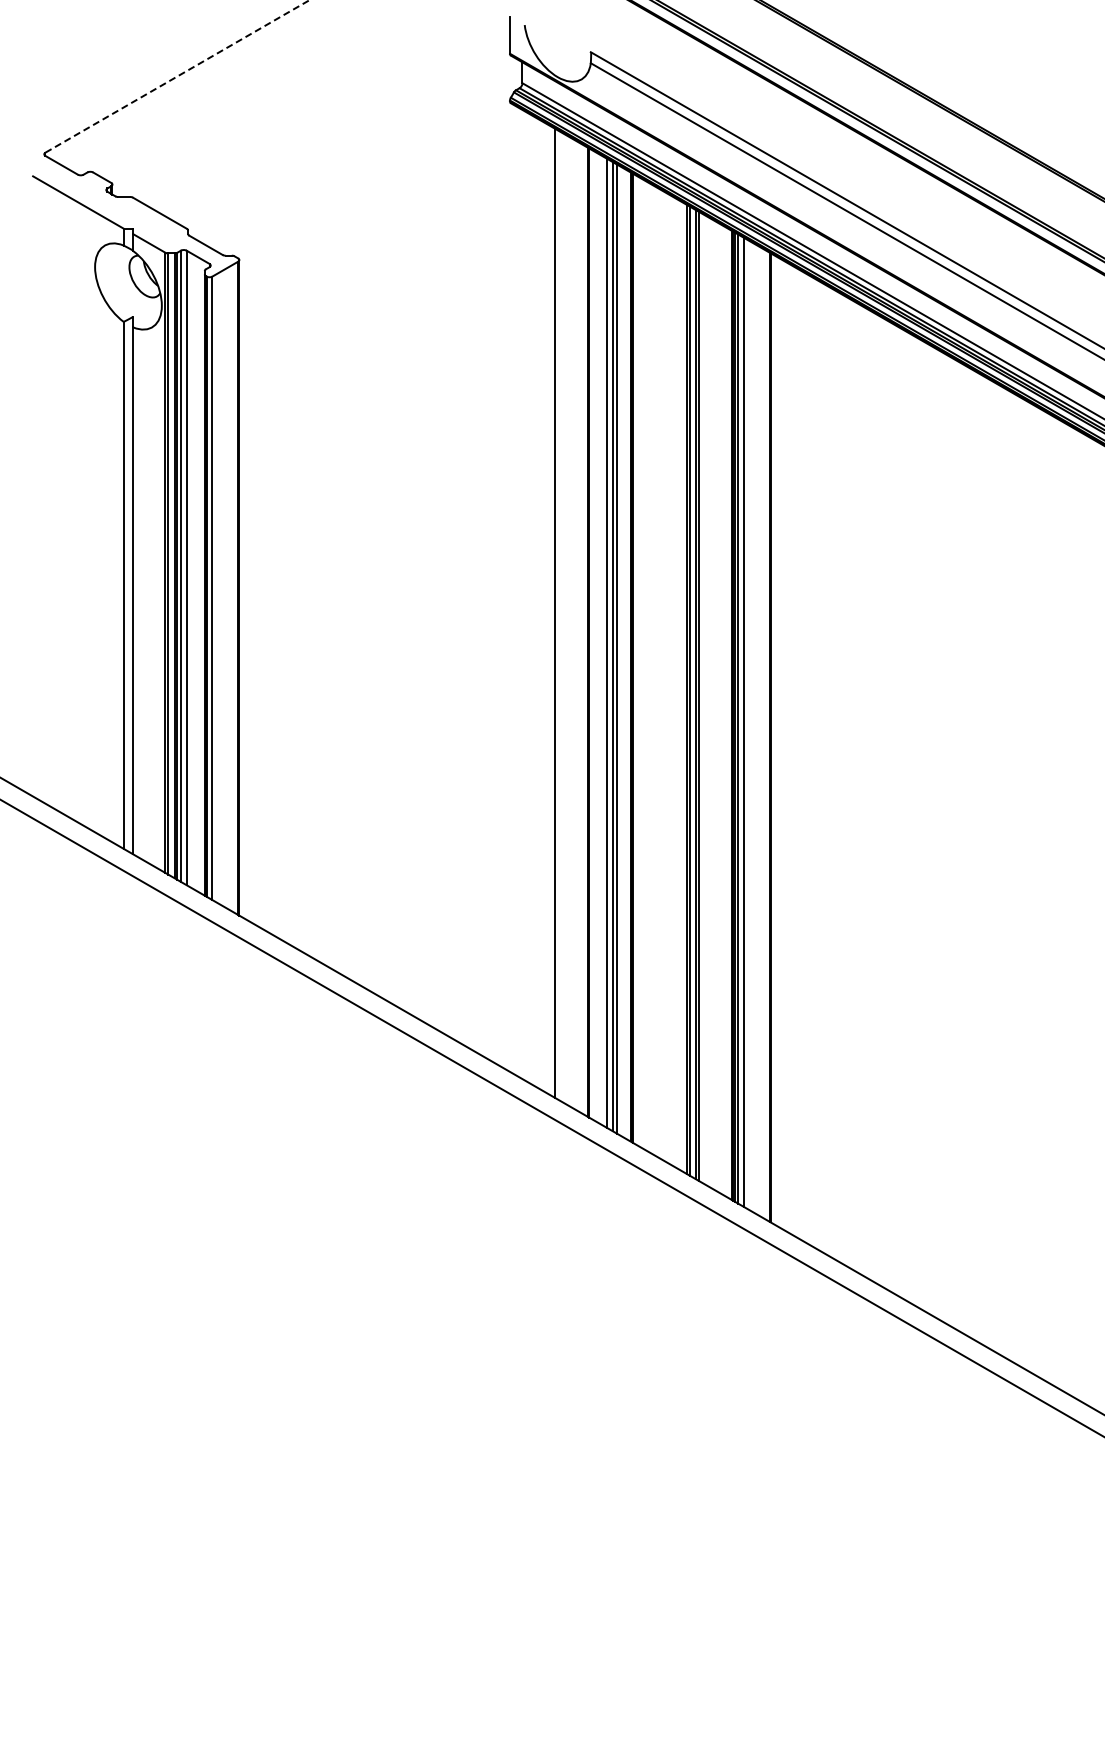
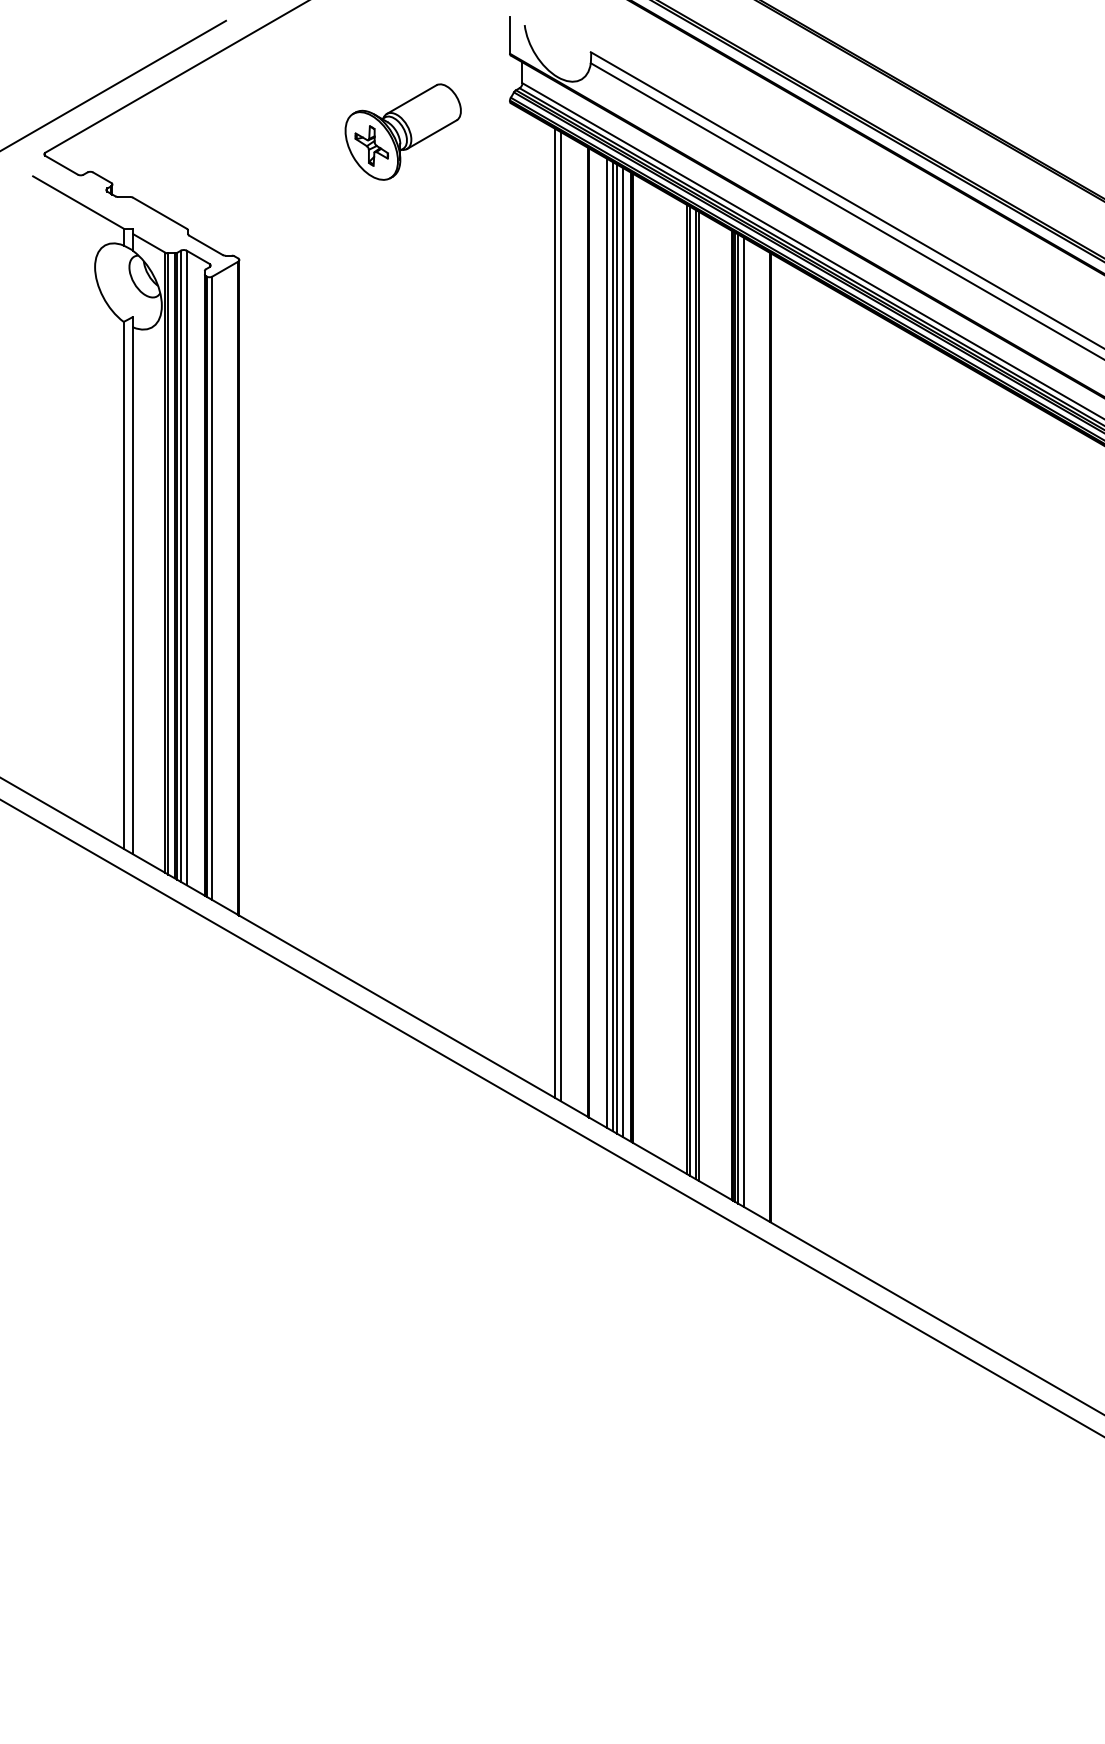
line: dashed -> solid (177, 76)
line: none -> present (114, 85)
part: none -> present (402, 131)
line: none -> present (560, 616)
line: none -> present (622, 651)
